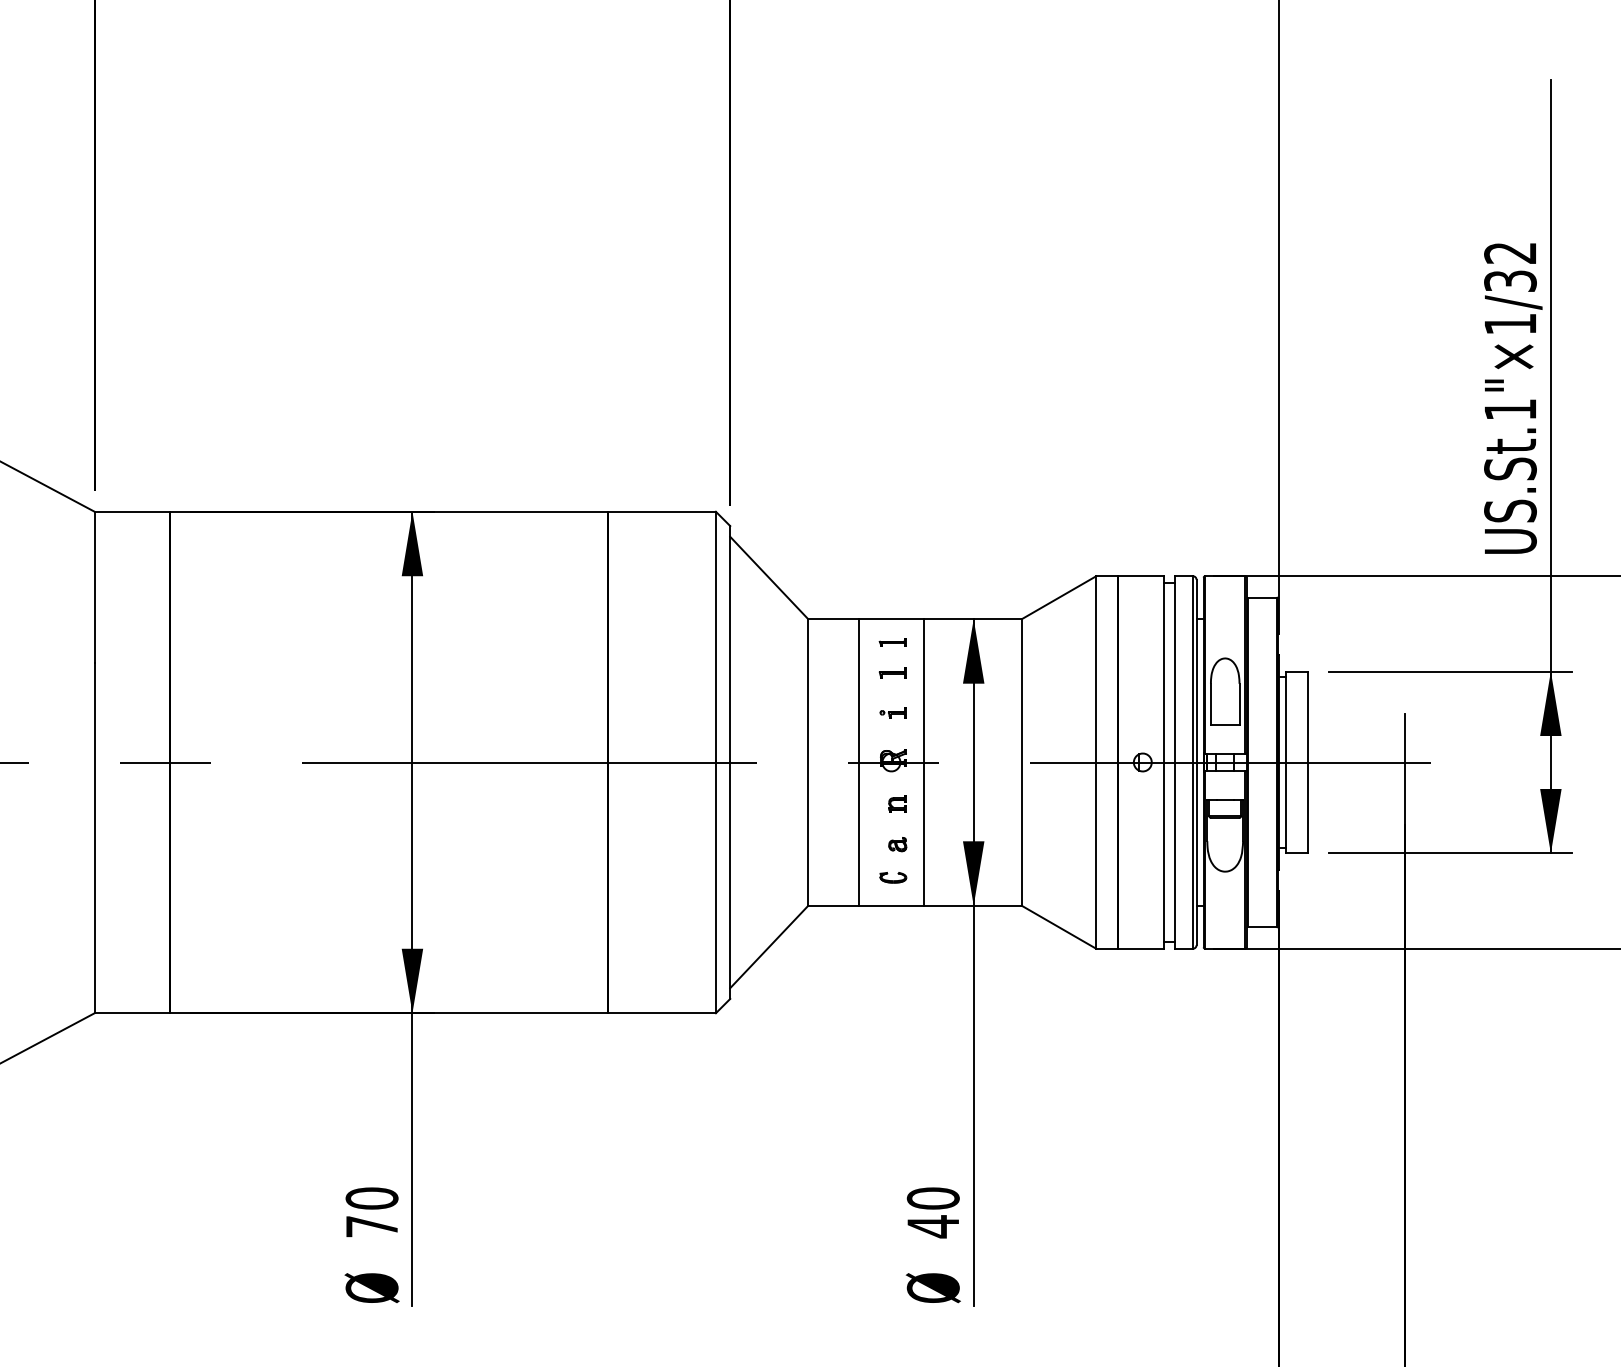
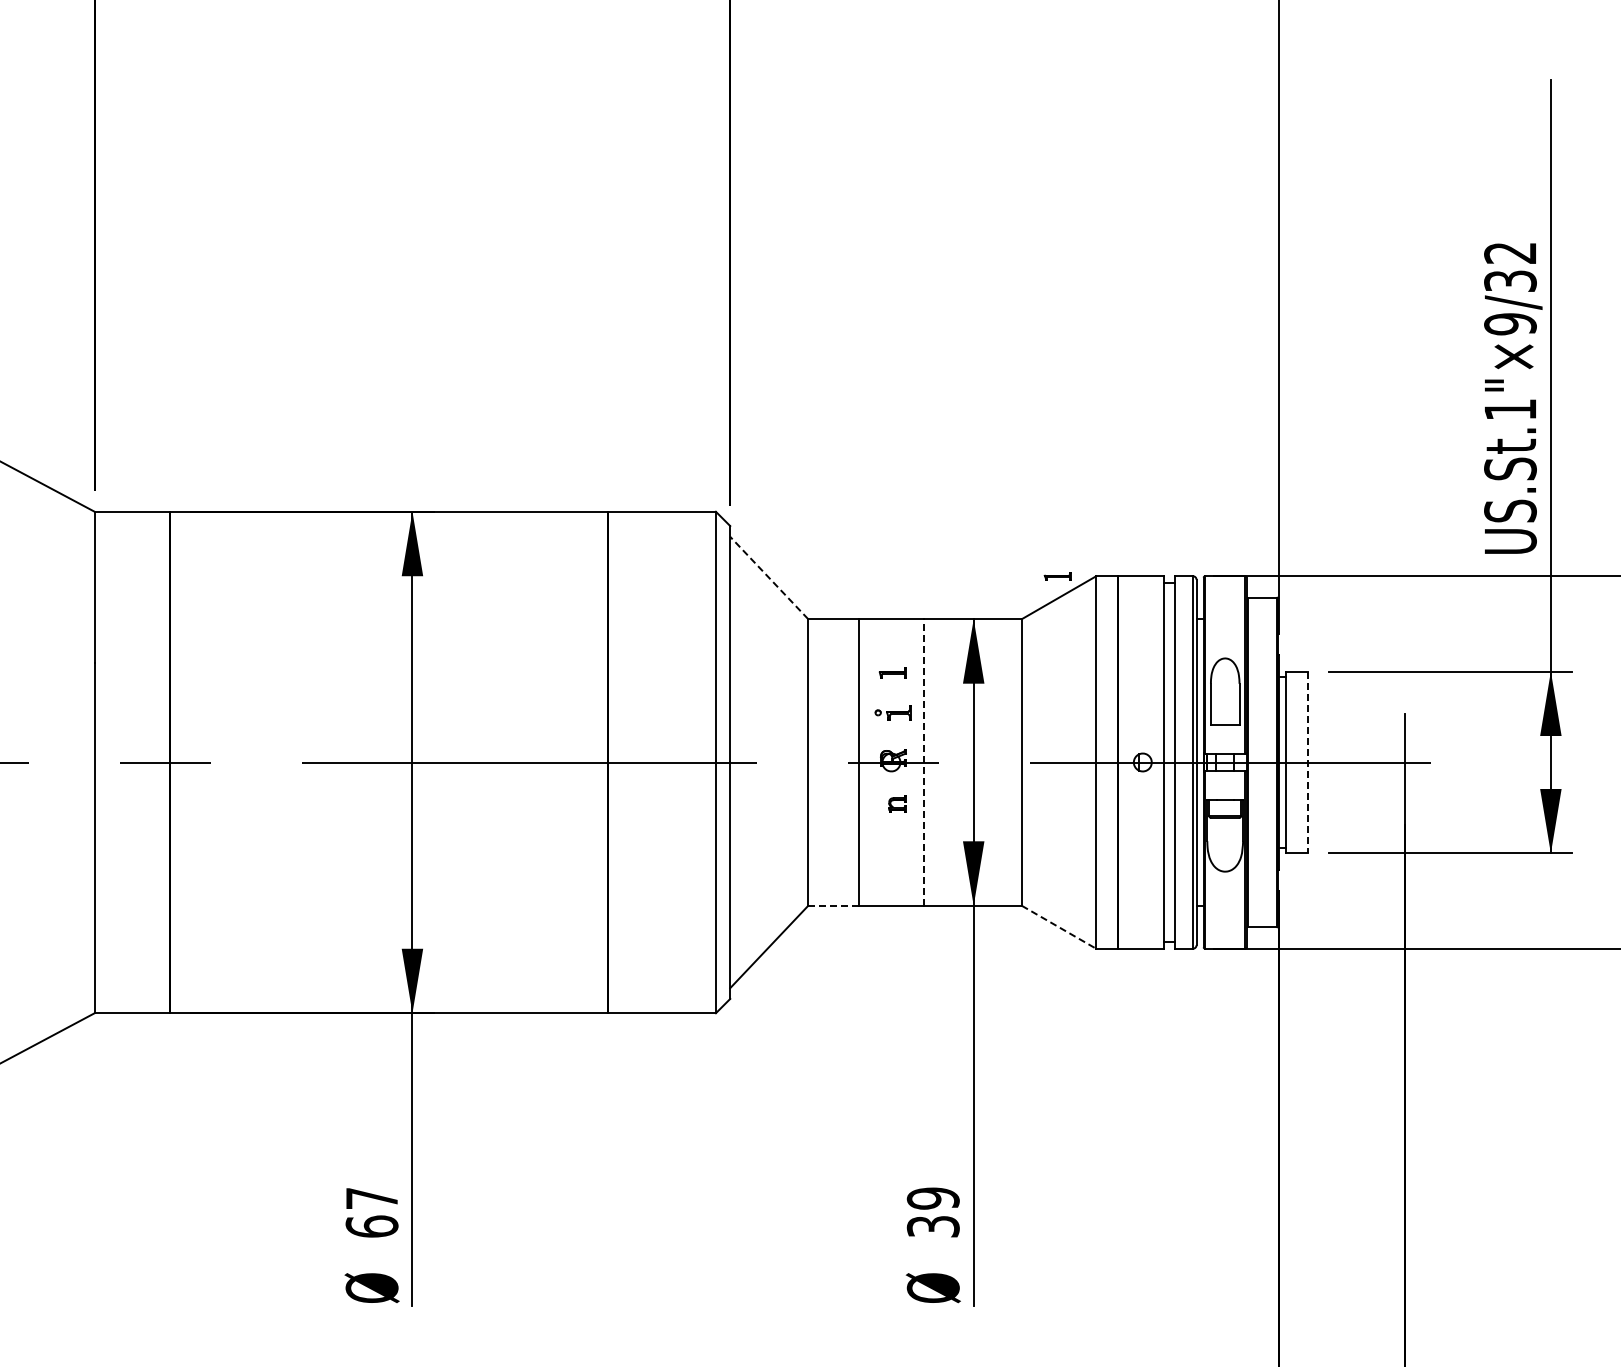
text: US.St.1"×1/32 -> US.St.1"×9/32 (1510, 324)
line: solid -> dashed (769, 578)
part position: (892, 642) -> (1057, 576) (1057, 576)
part size: 28x12 px -> 38x16 px (892, 712)
line: solid -> dashed (923, 762)
line: solid -> dashed (1307, 762)
part: present -> none (897, 844)
part: present -> none (893, 877)
line: solid -> dashed (834, 905)
line: solid -> dashed (1059, 927)
text: 70 -> 67 (371, 1212)
text: 40 -> 39 (932, 1212)
